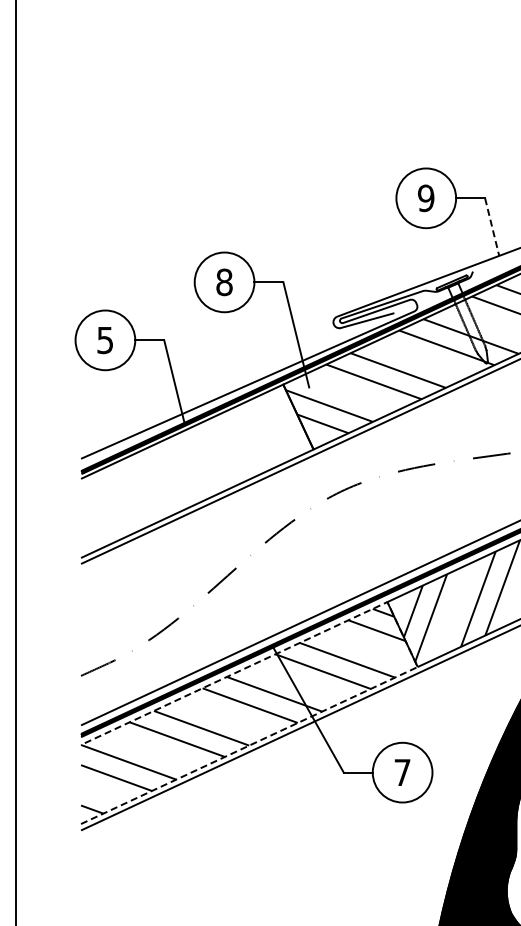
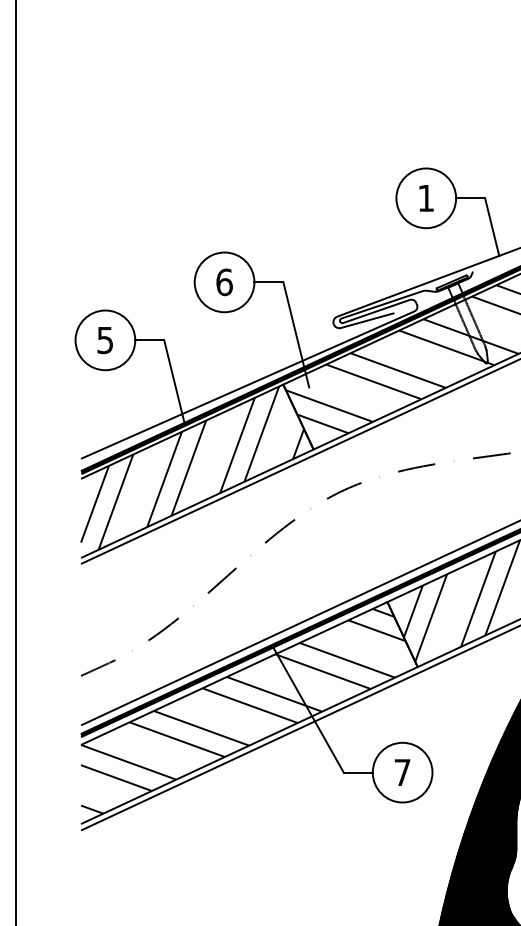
text: 9 -> 1 (426, 198)
line: dashed -> solid (492, 227)
text: 8 -> 6 (224, 281)
hatch: none -> present (192, 467)
line: dashed -> solid (409, 649)
